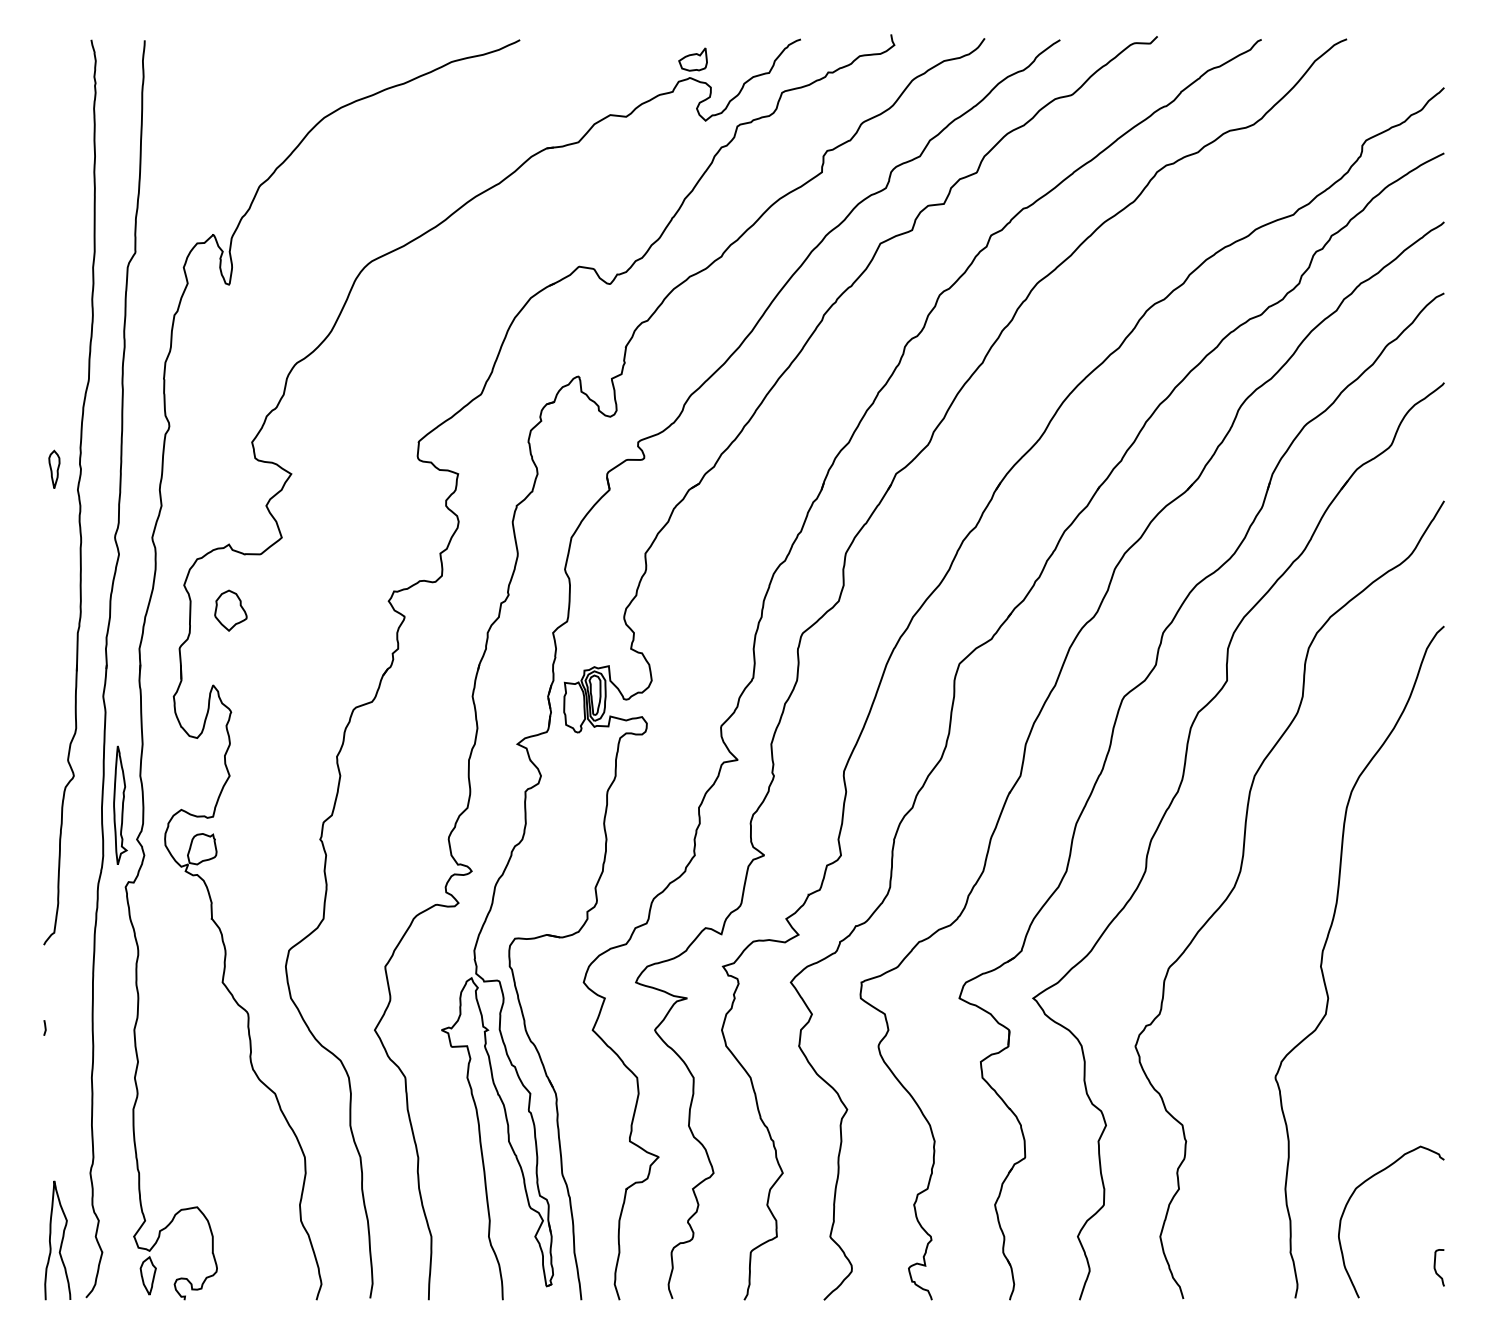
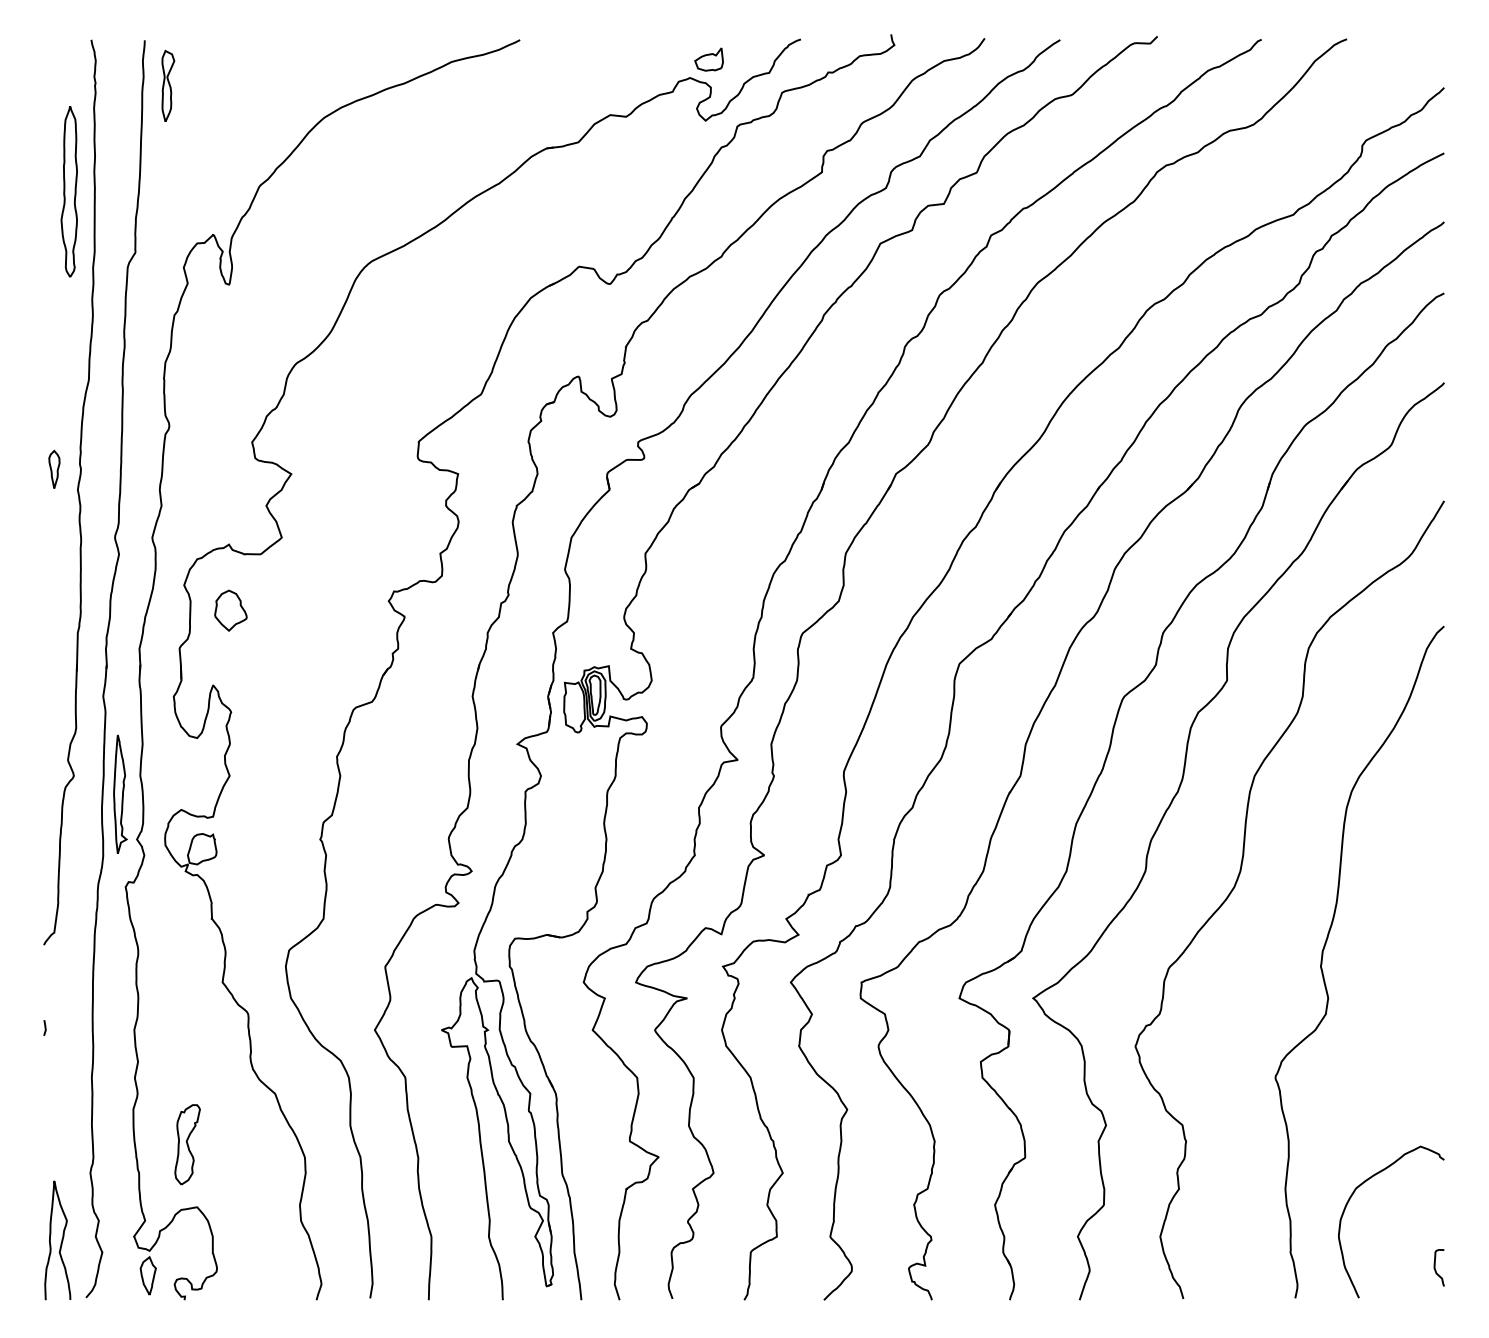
part position: (692, 59) -> (708, 59) (708, 59)
part: none -> present (168, 85)
part: none -> present (68, 191)
part position: (120, 804) -> (120, 793) (120, 793)
part: none -> present (187, 1144)
